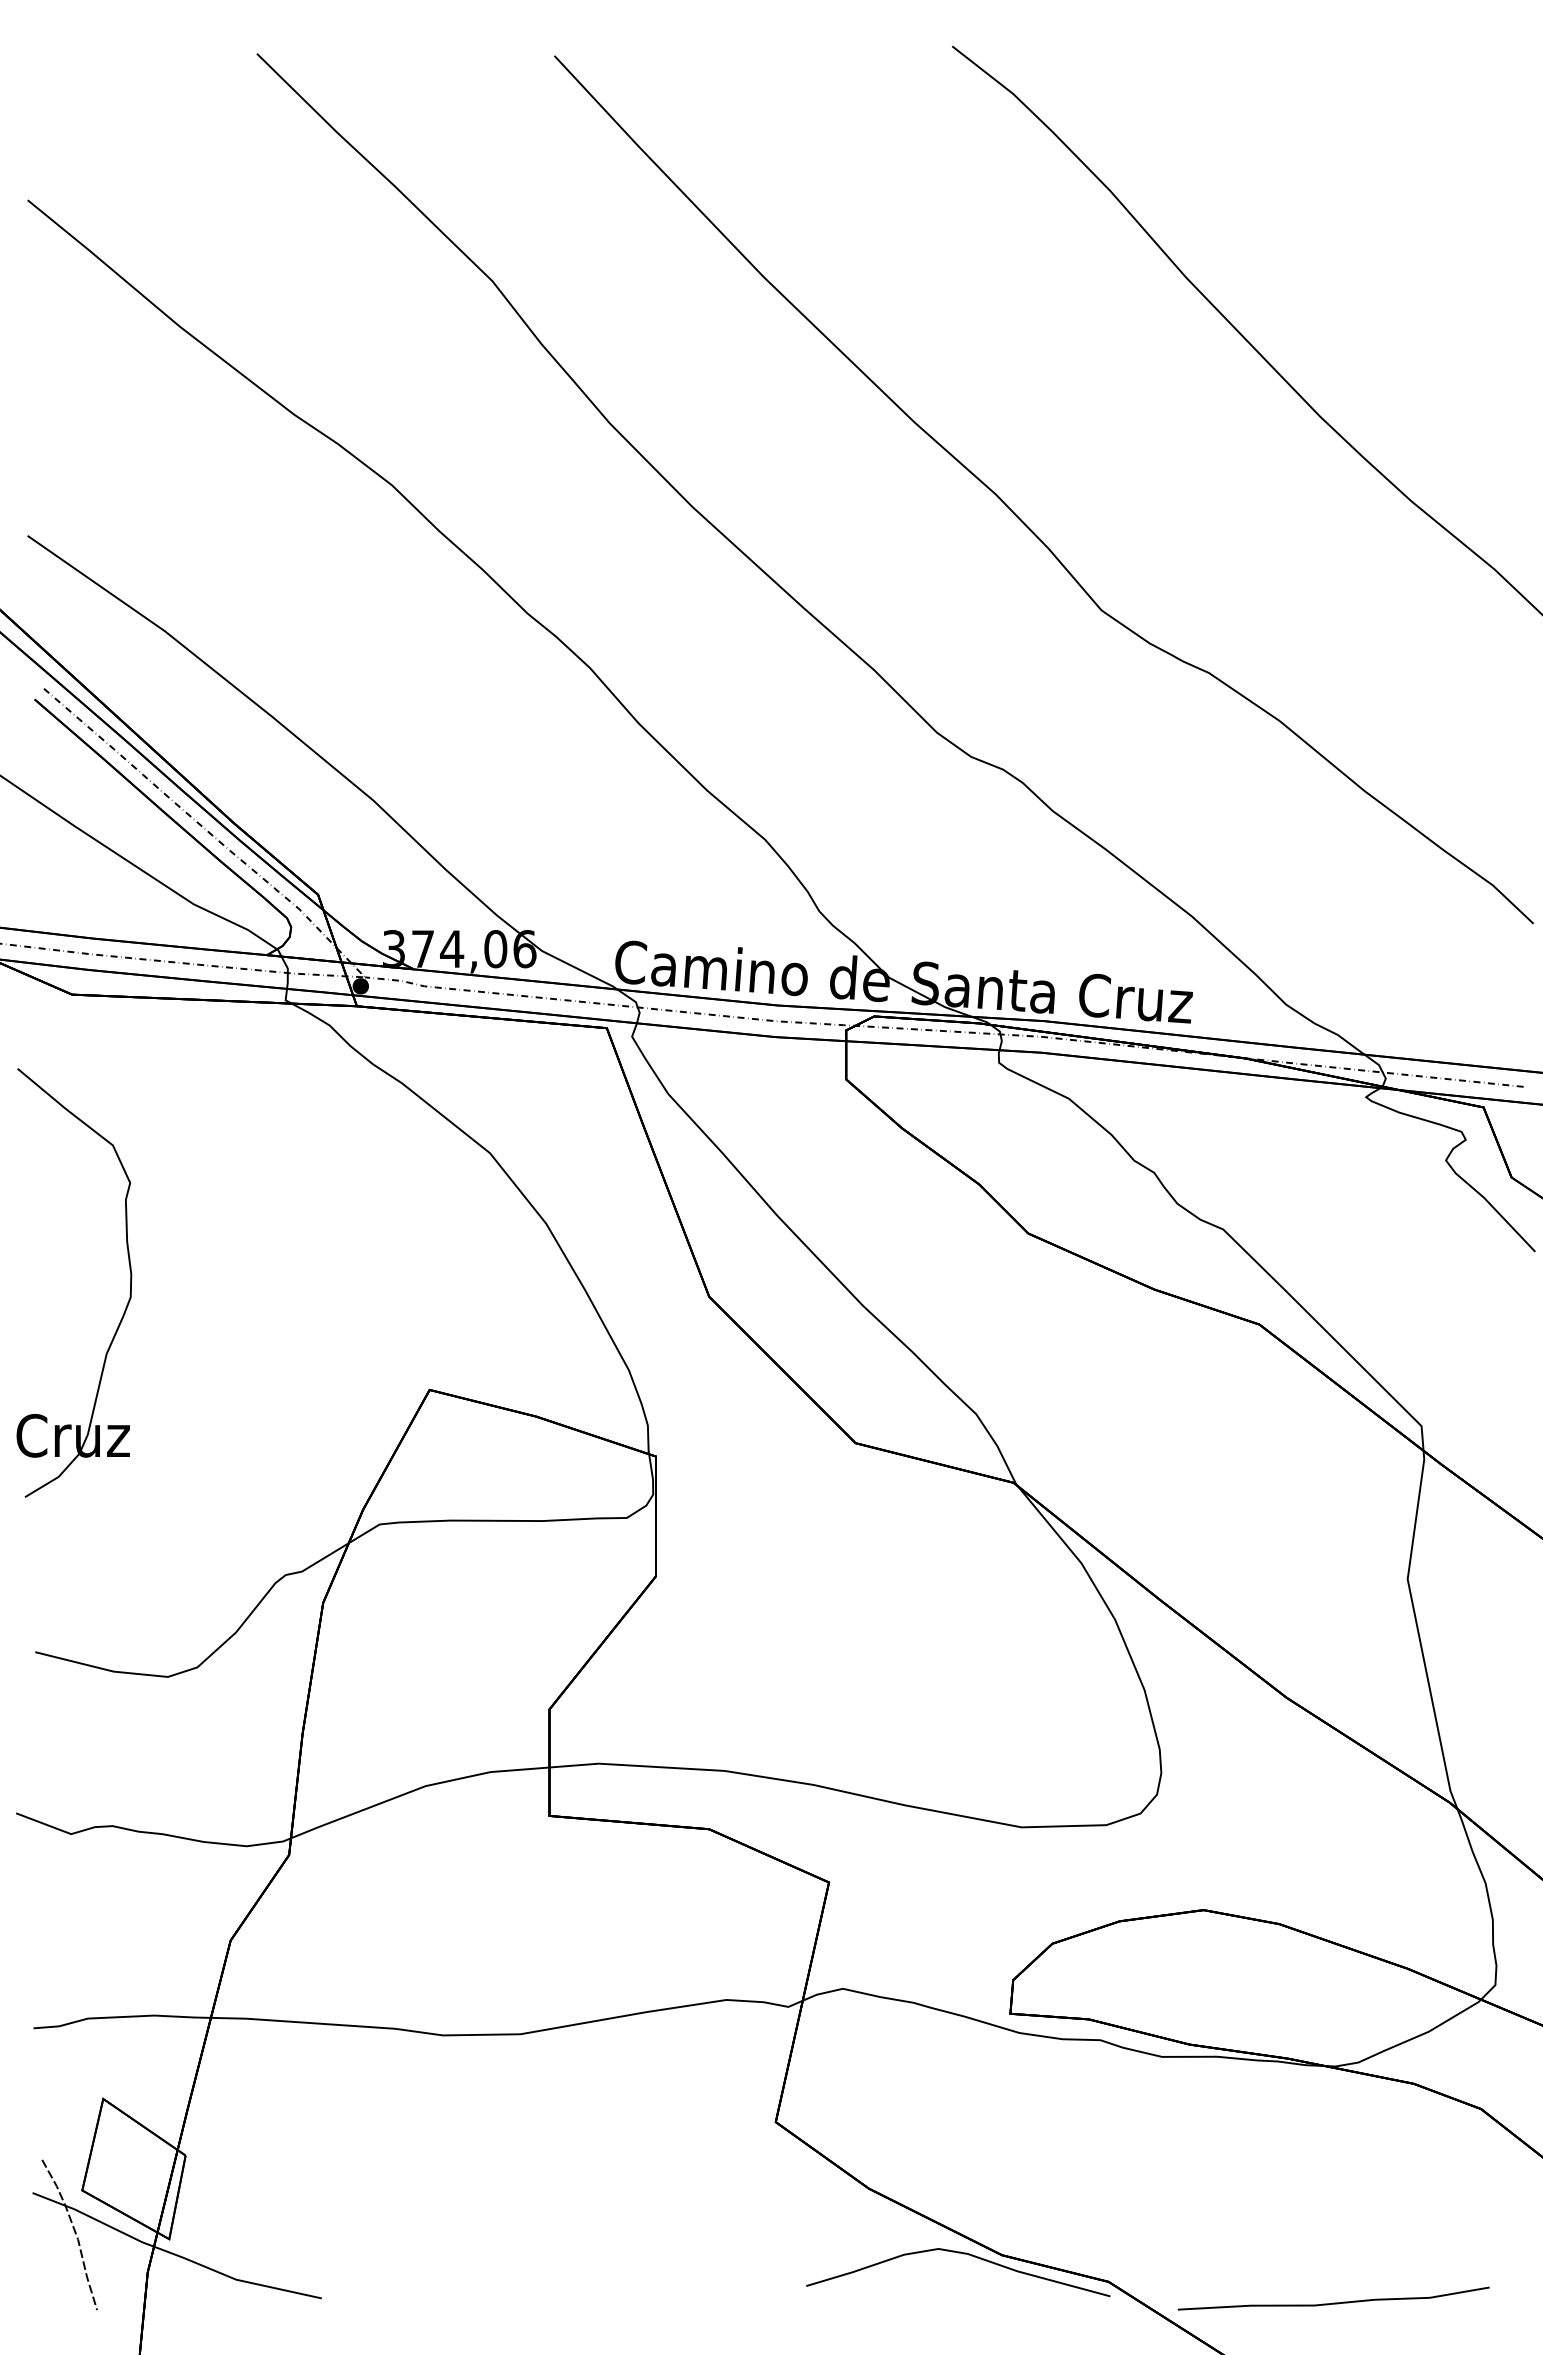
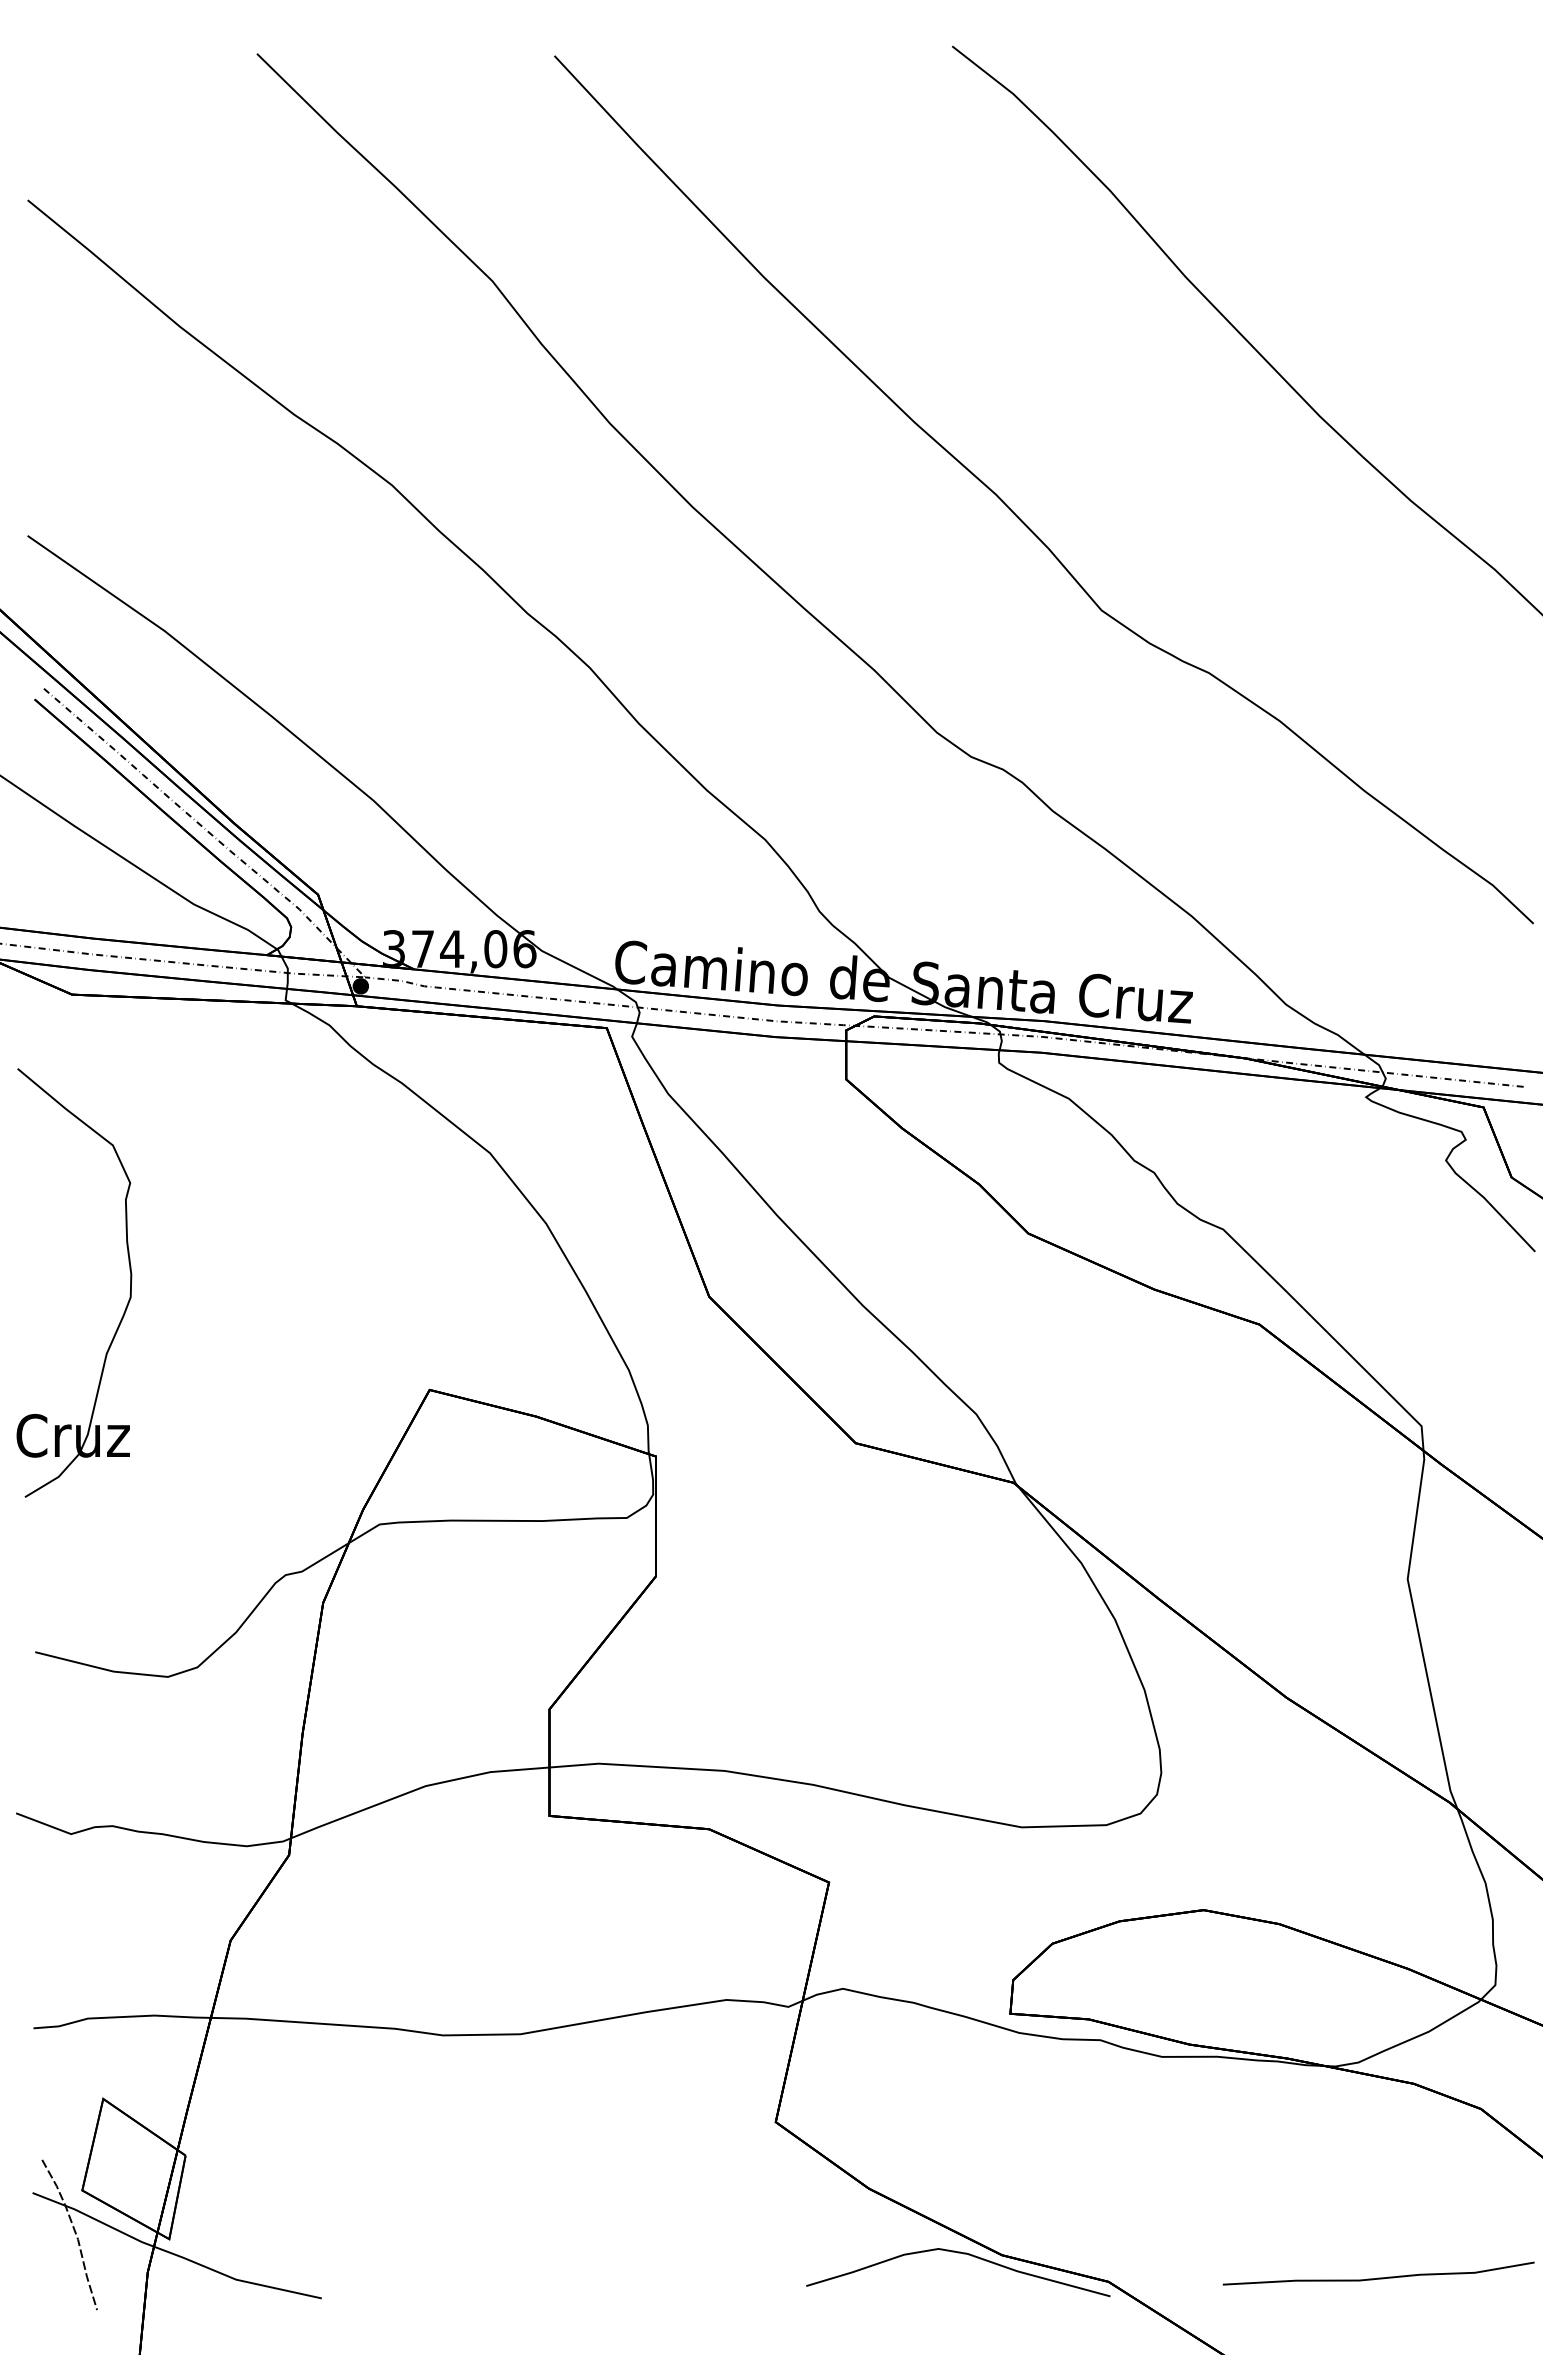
curve position: (1333, 2302) -> (1378, 2277) (1378, 2277)
